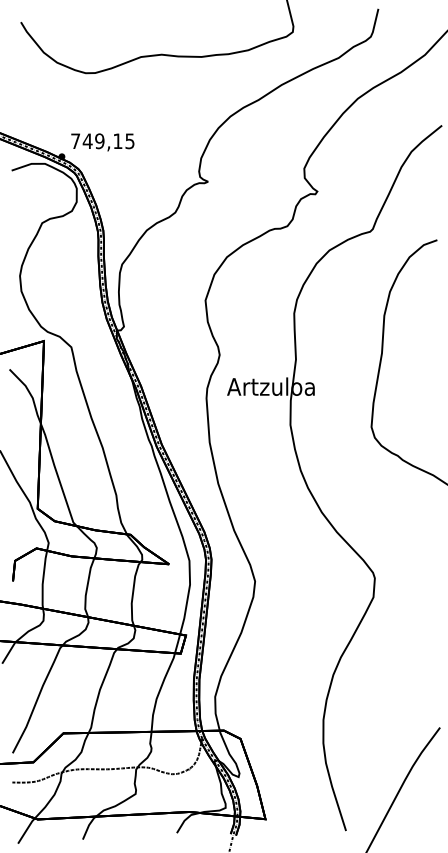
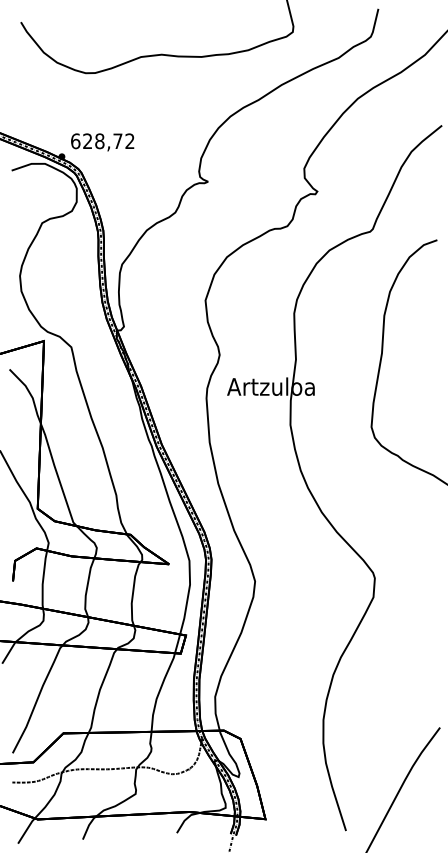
text: 749,15 -> 628,72 (102, 141)
